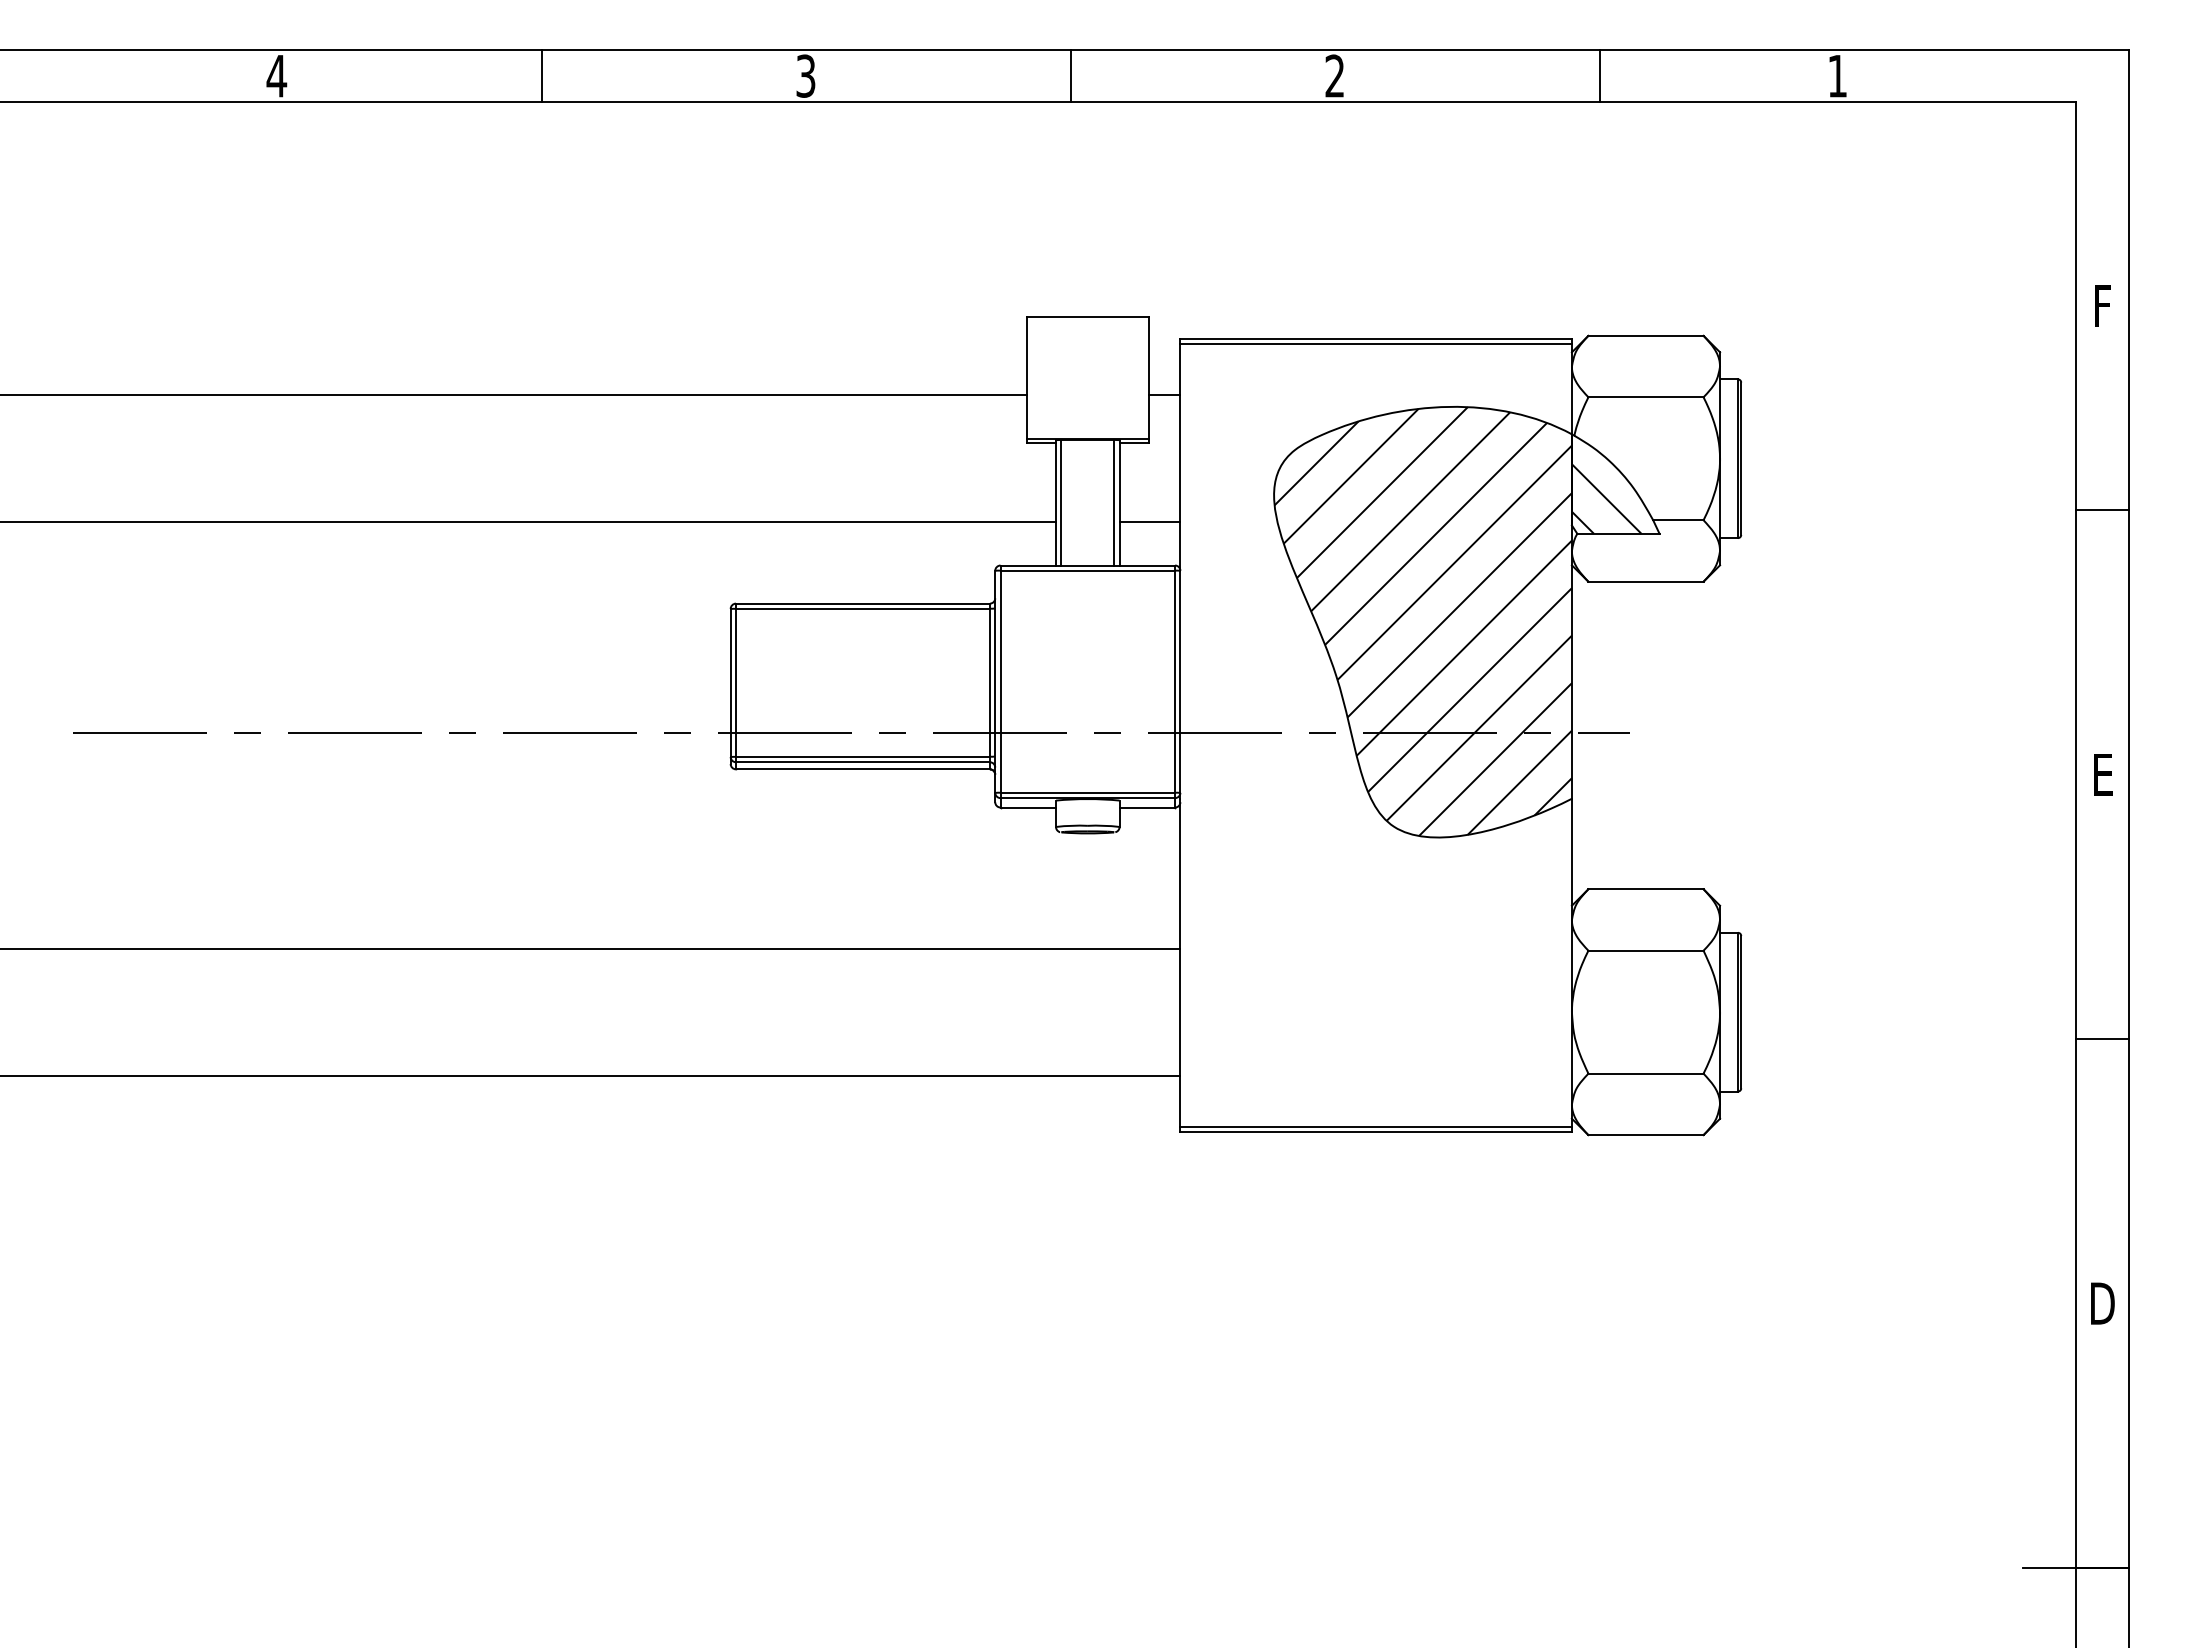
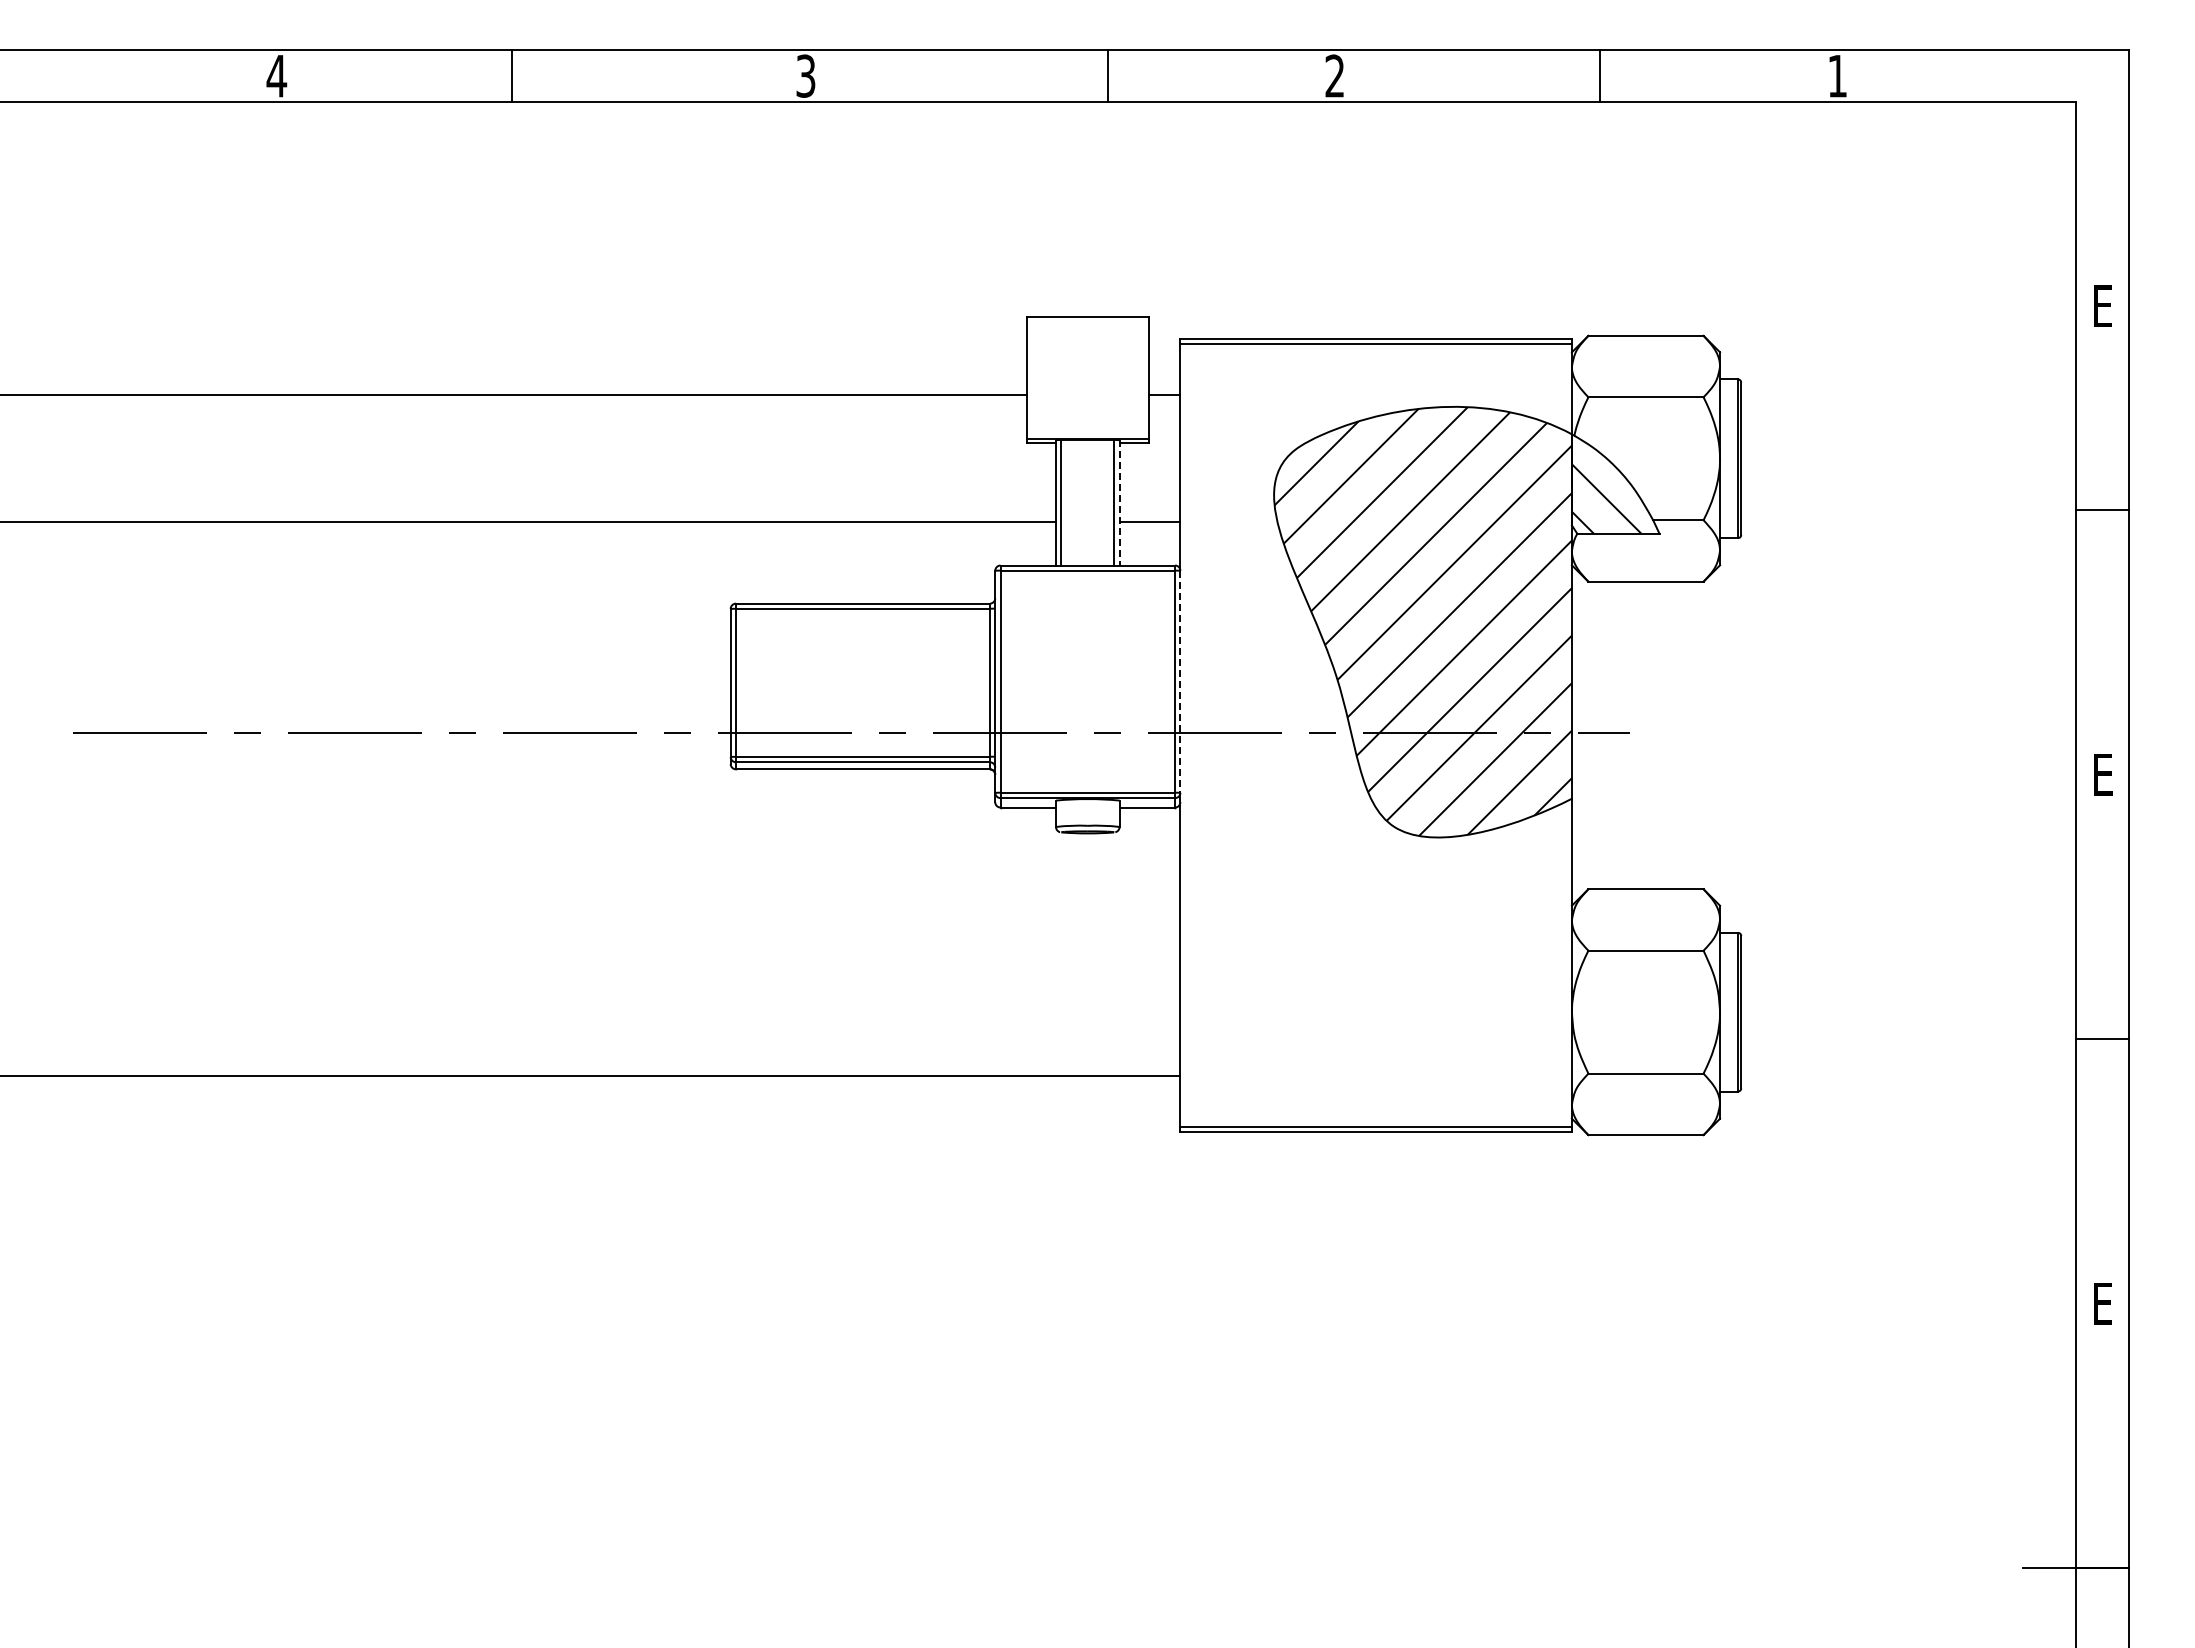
line position: (541, 75) -> (511, 75) (511, 75)
line position: (1071, 75) -> (1108, 75) (1108, 75)
text: F -> E (2102, 305)
line: solid -> dashed (1119, 502)
line: solid -> dashed (1180, 682)
line: present -> none (591, 948)
text: D -> E (2102, 1303)
